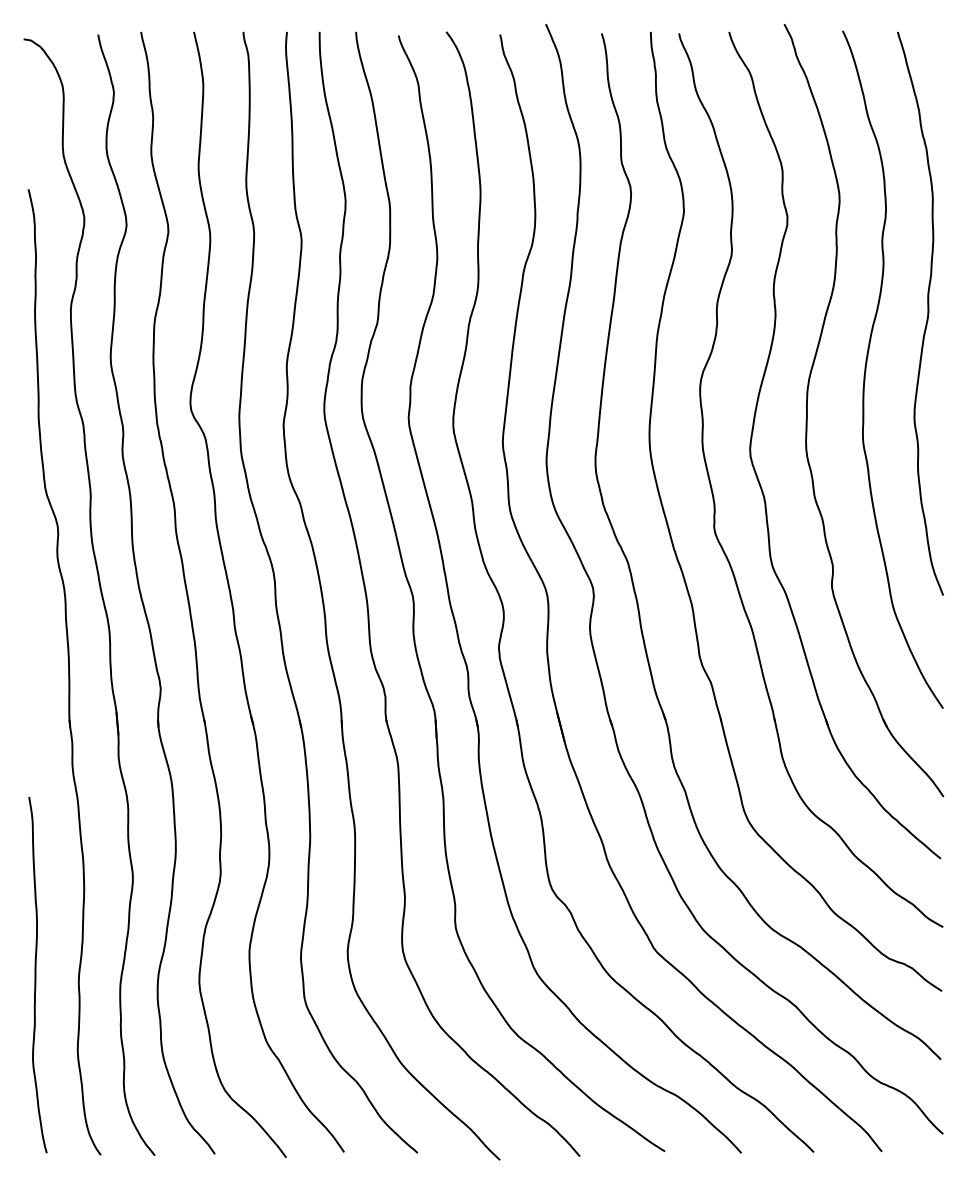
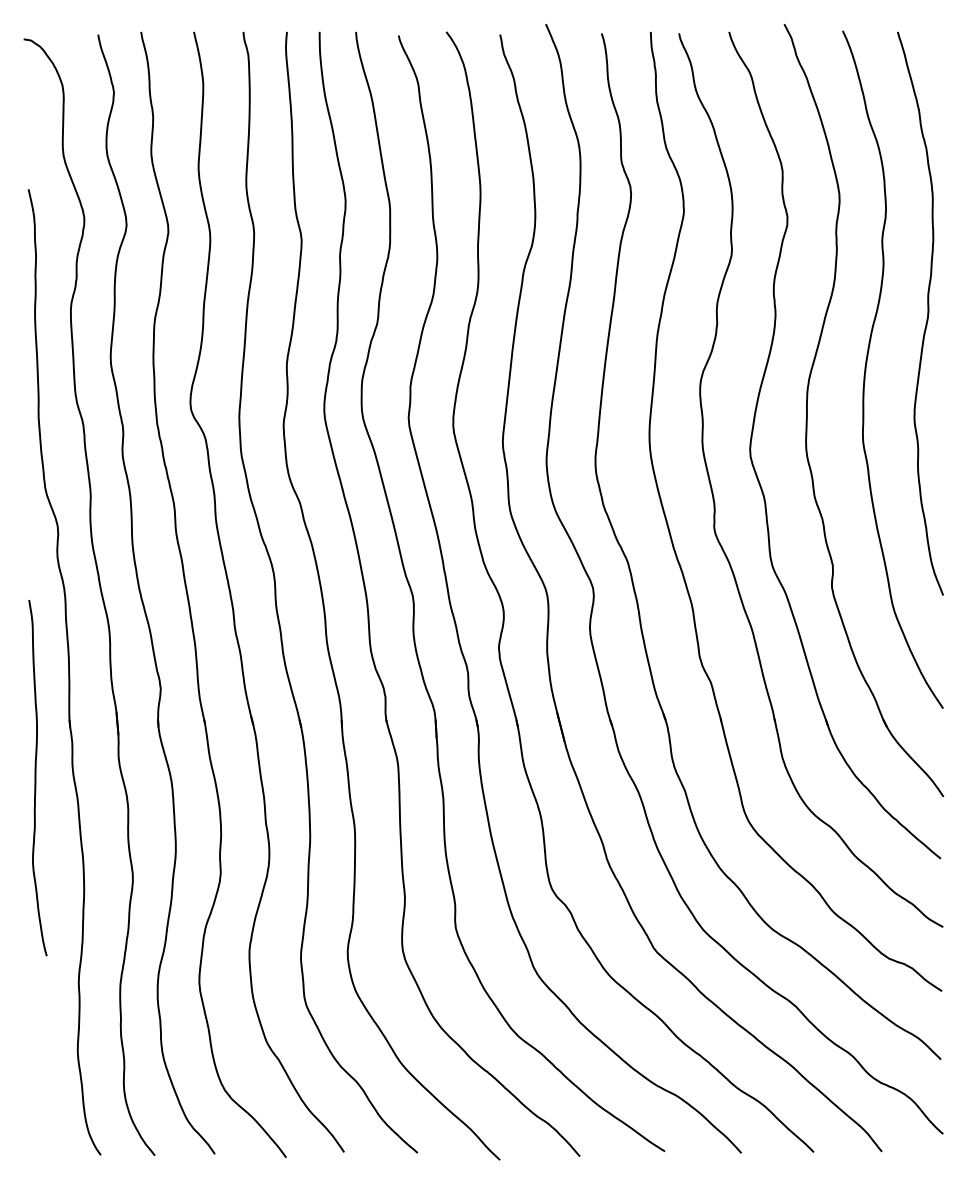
curve position: (36, 975) -> (36, 778) (36, 778)
